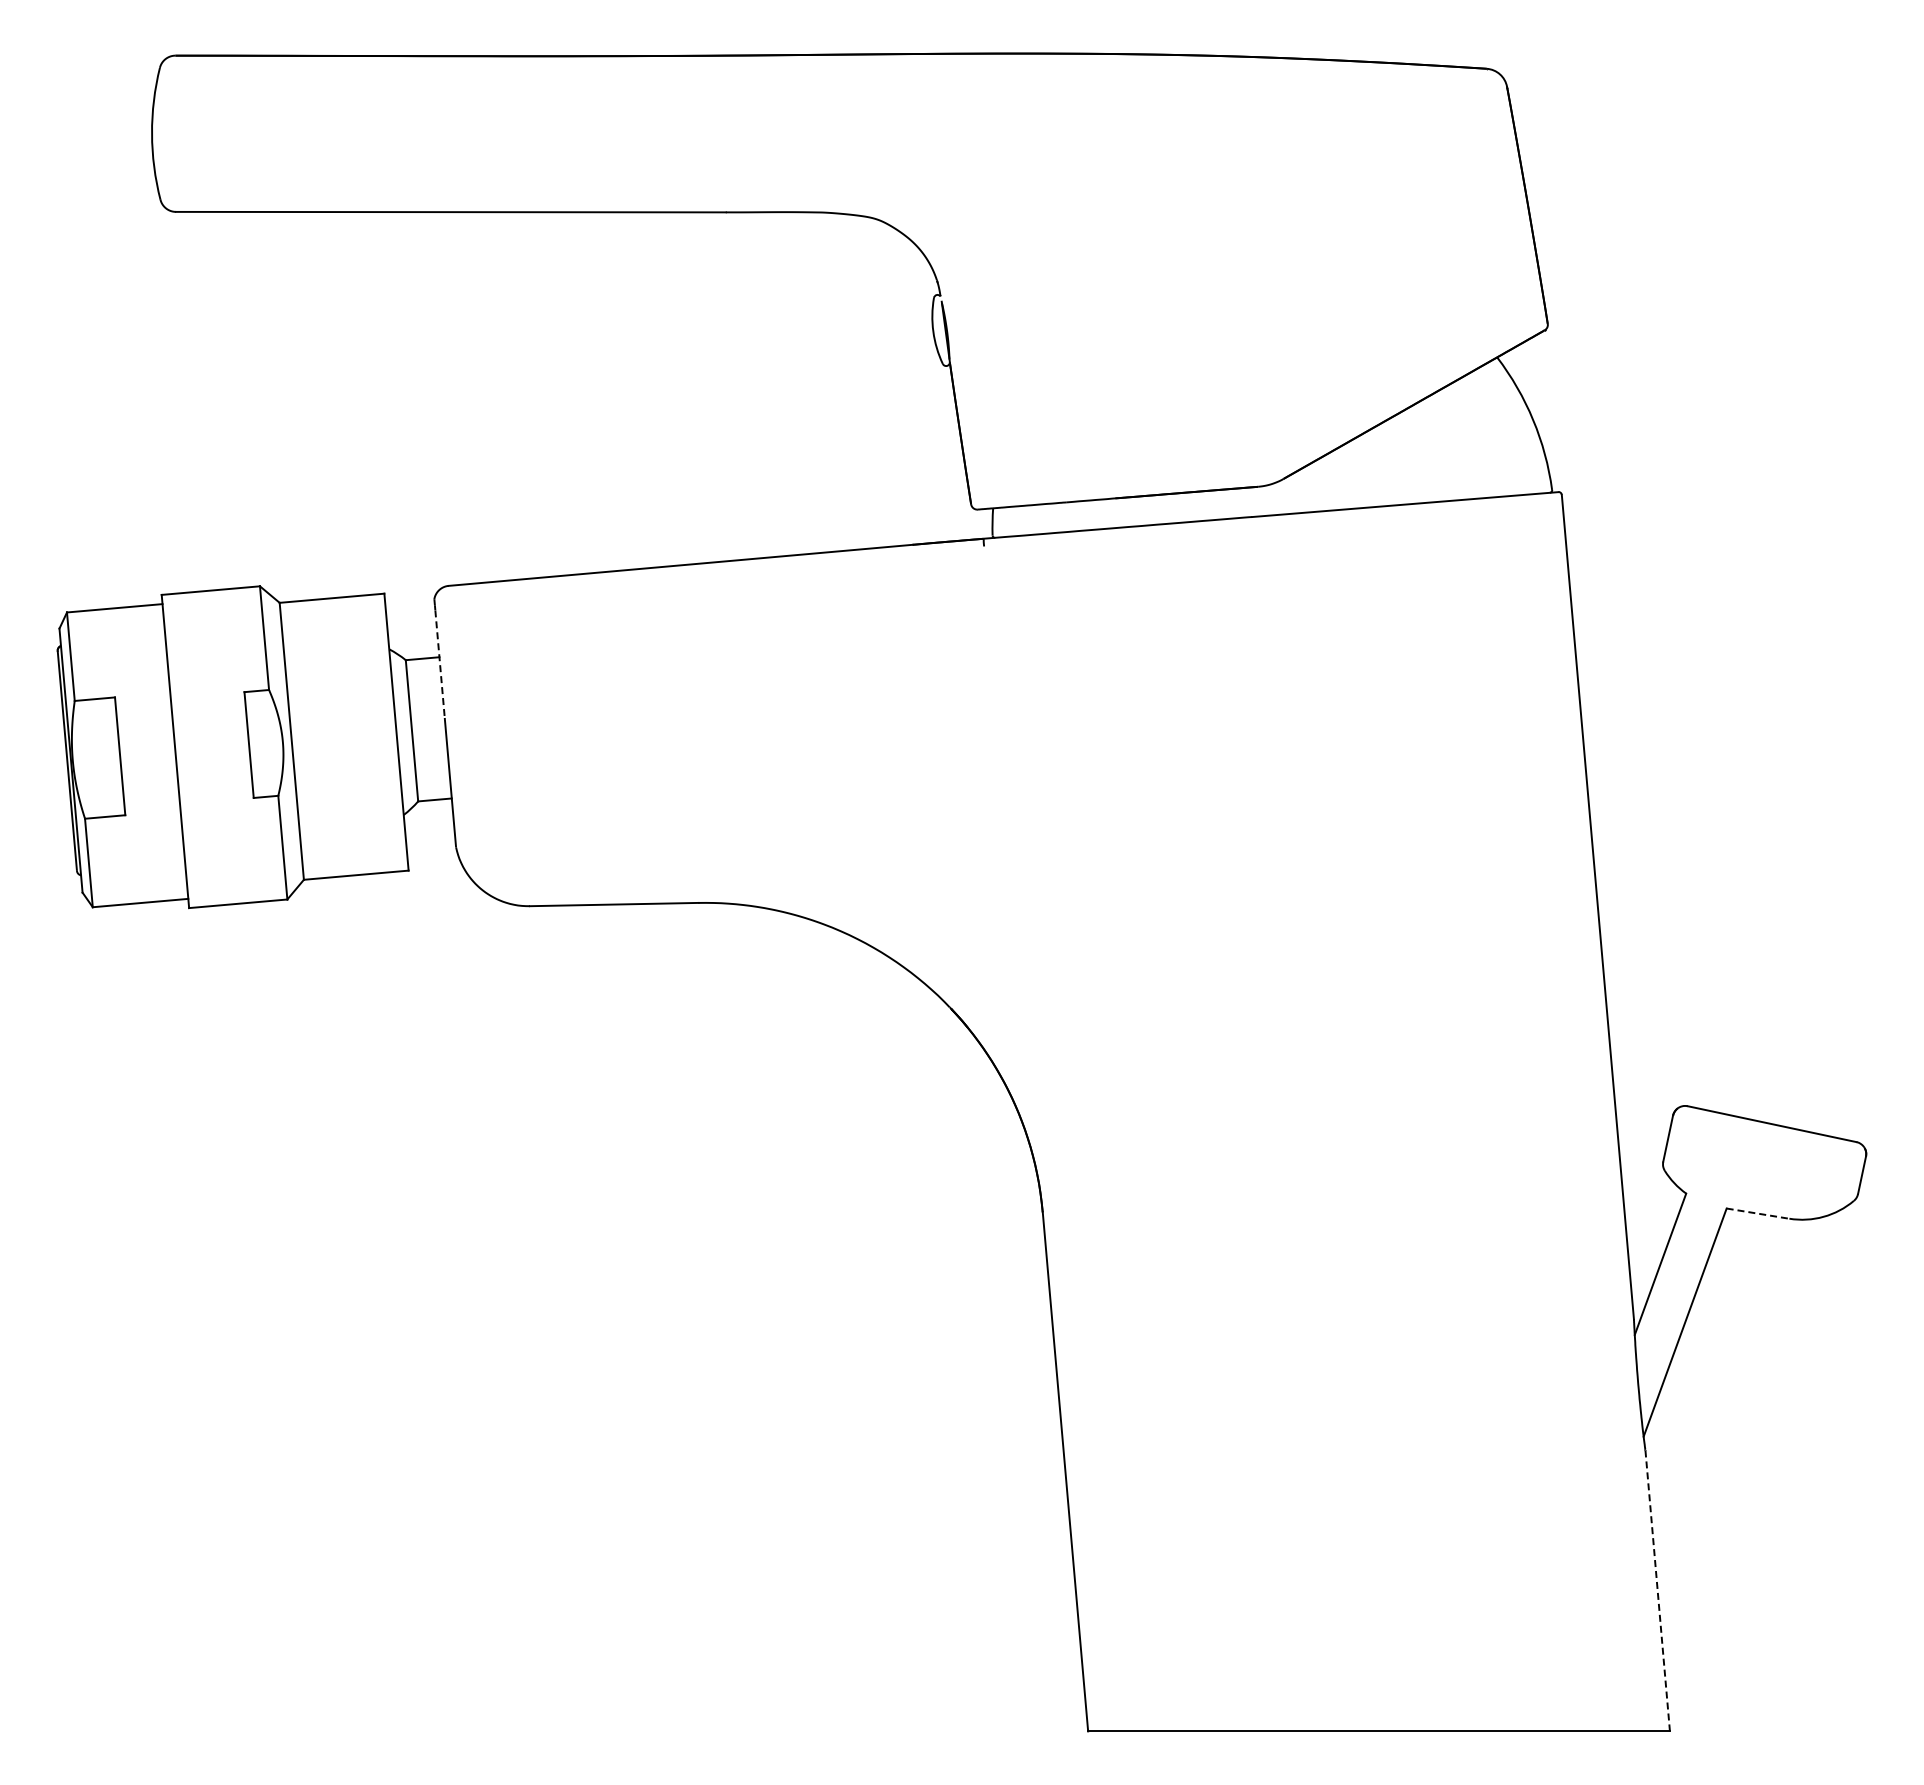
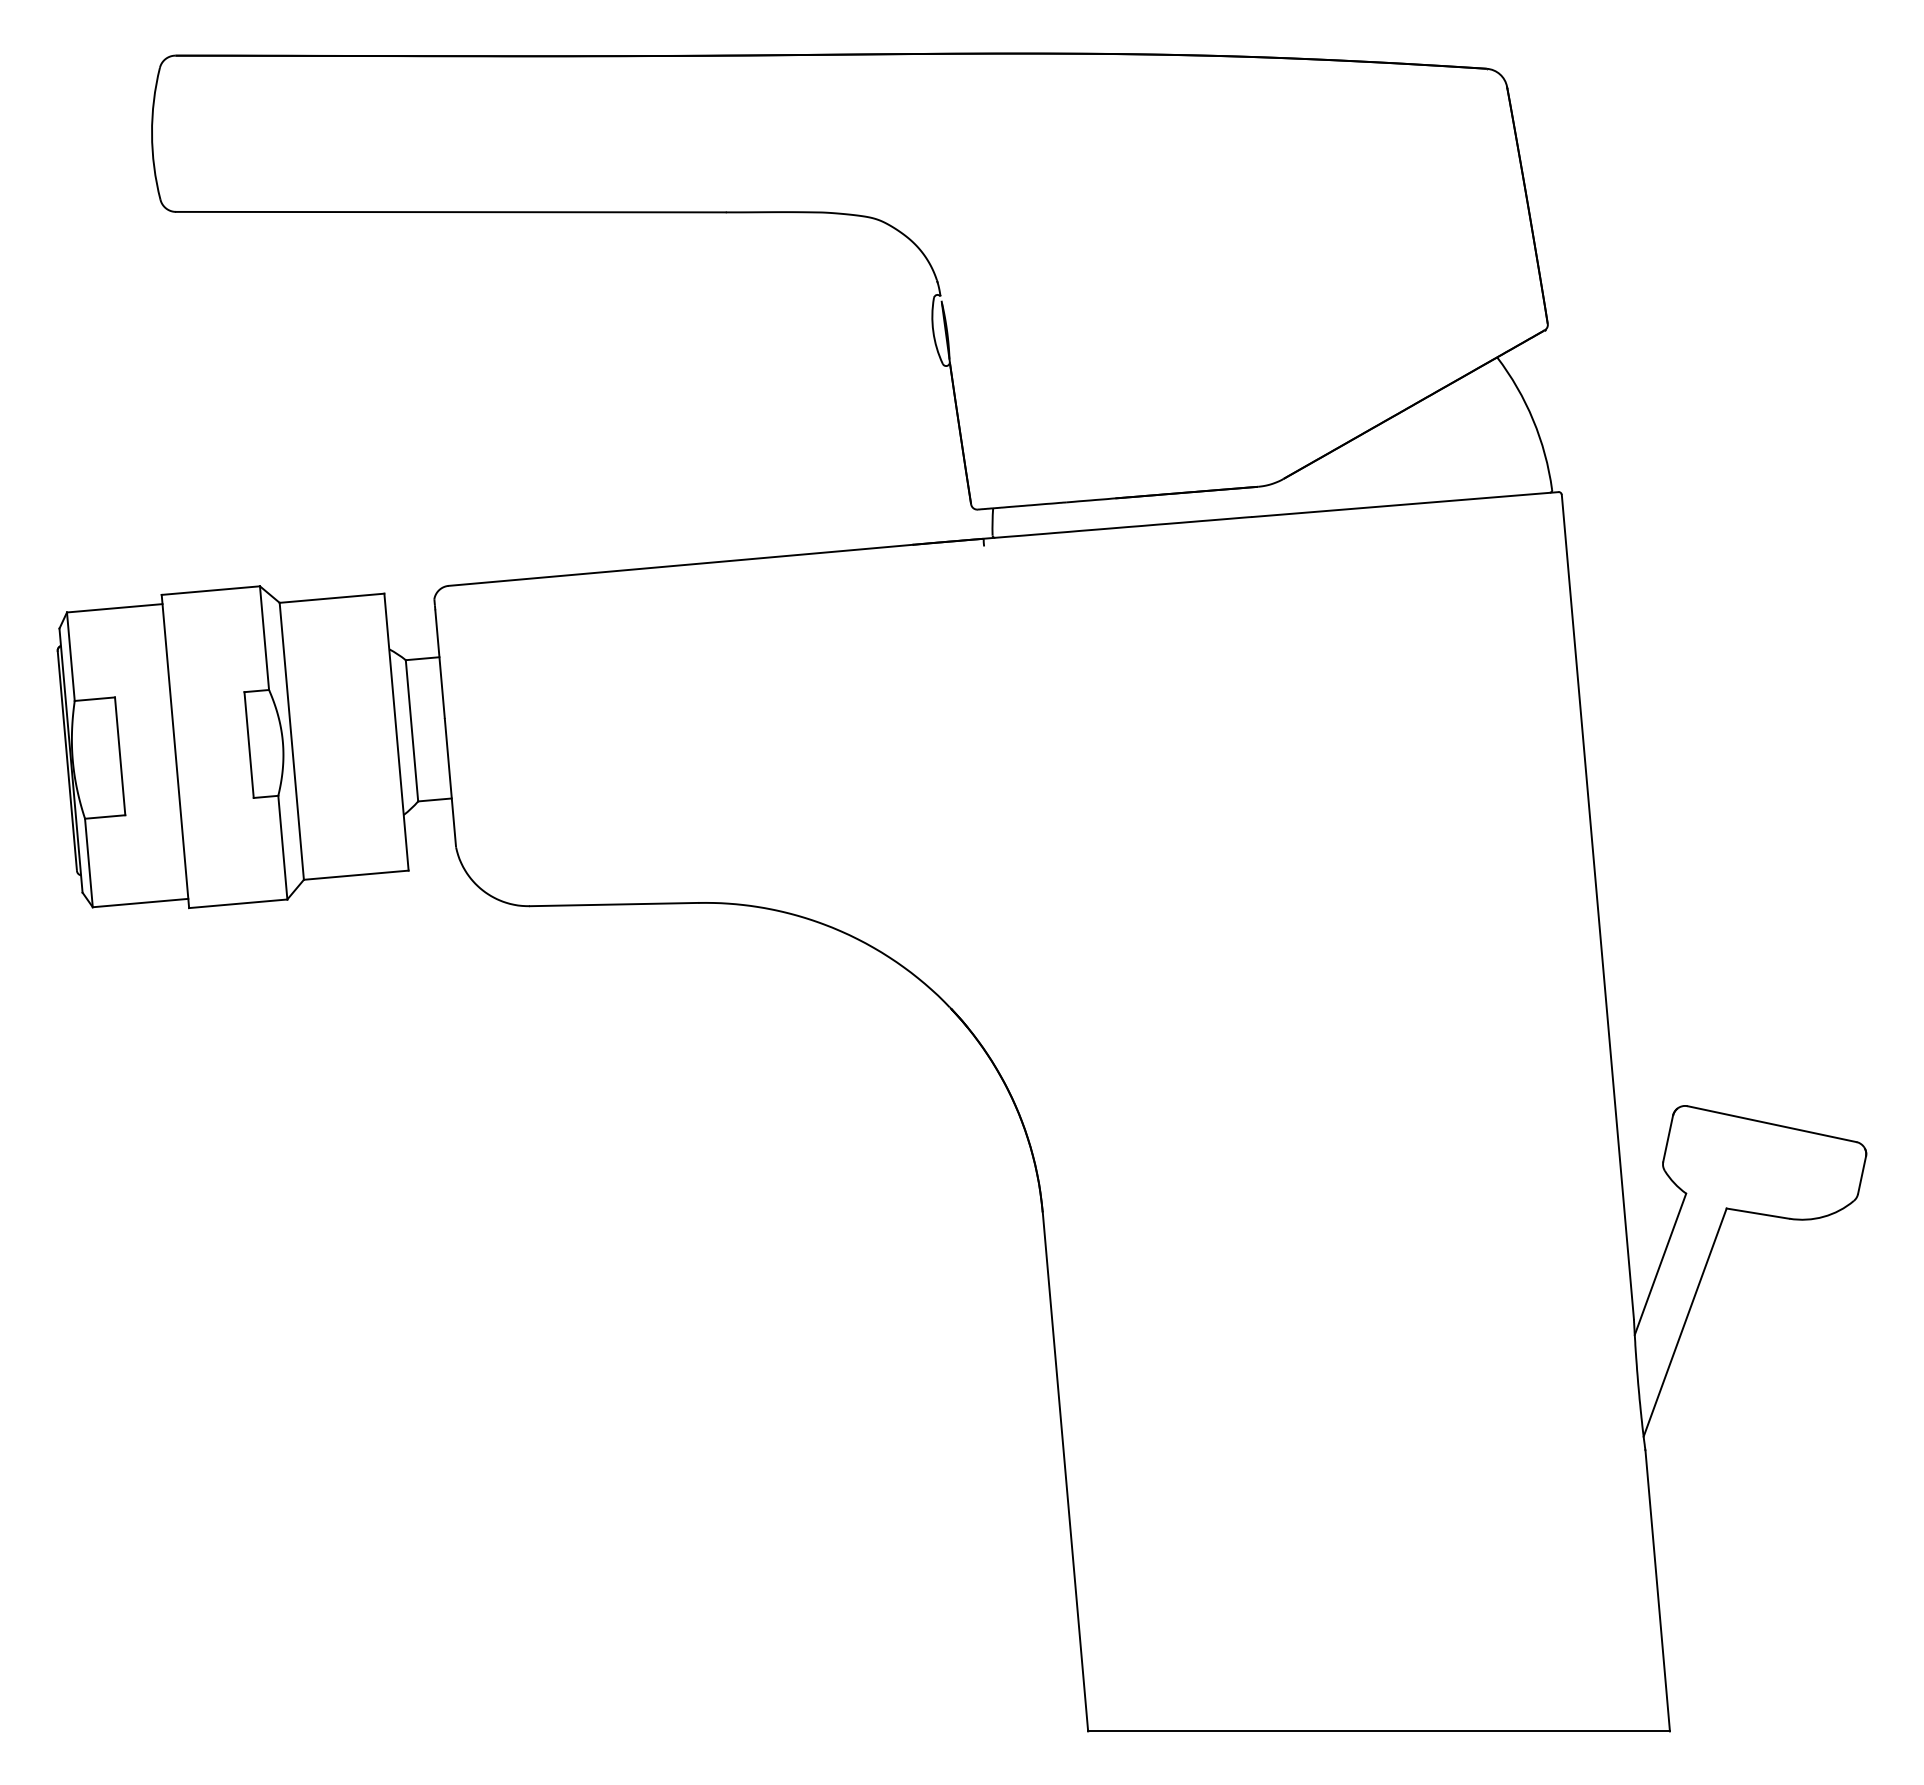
line: dashed -> solid (440, 664)
line: dashed -> solid (1758, 1213)
line: dashed -> solid (1657, 1590)
